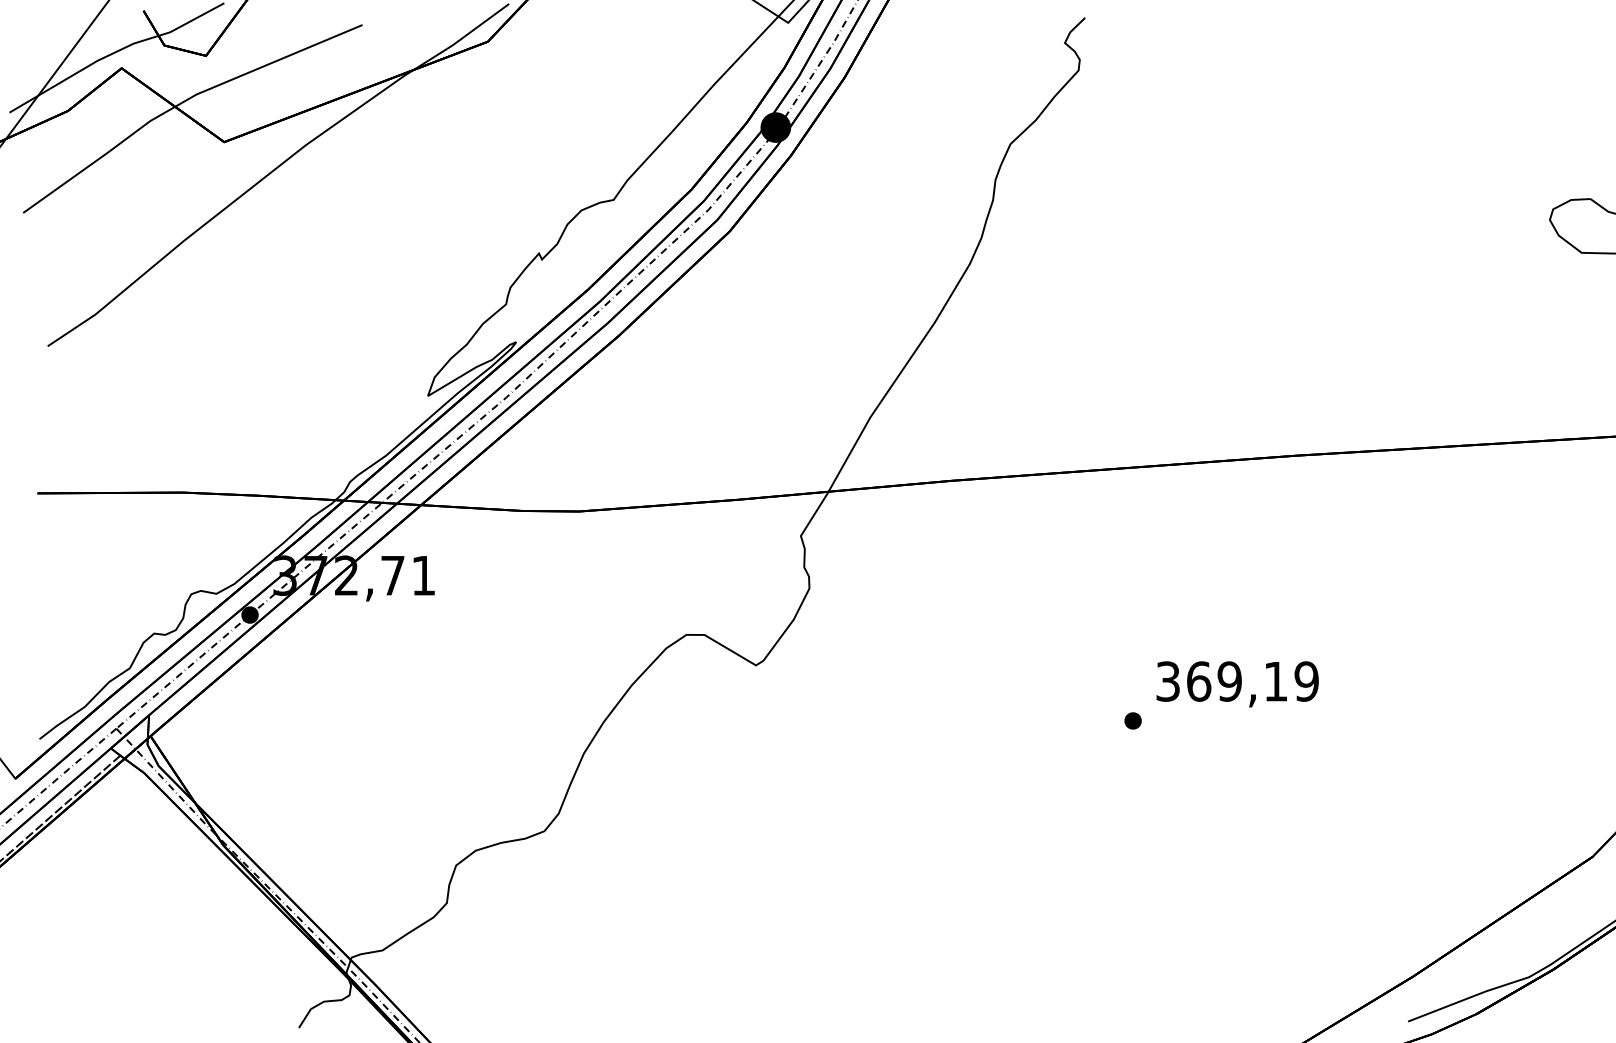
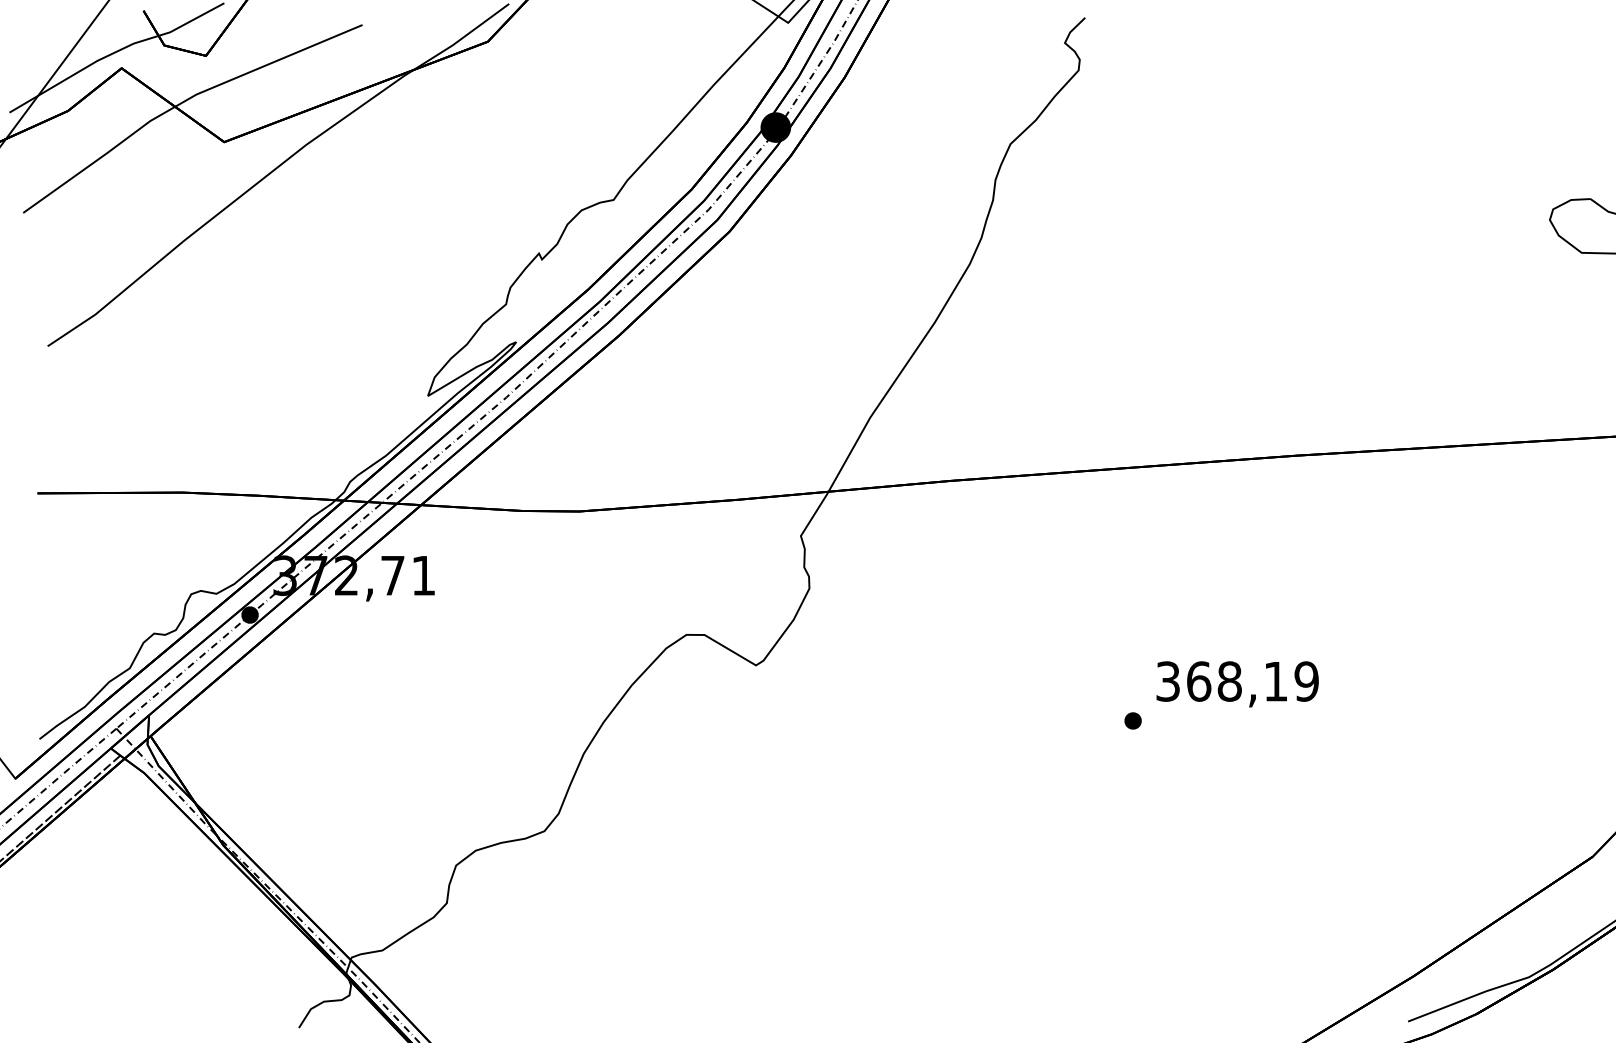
text: 369,19 -> 368,19 (1229, 681)
